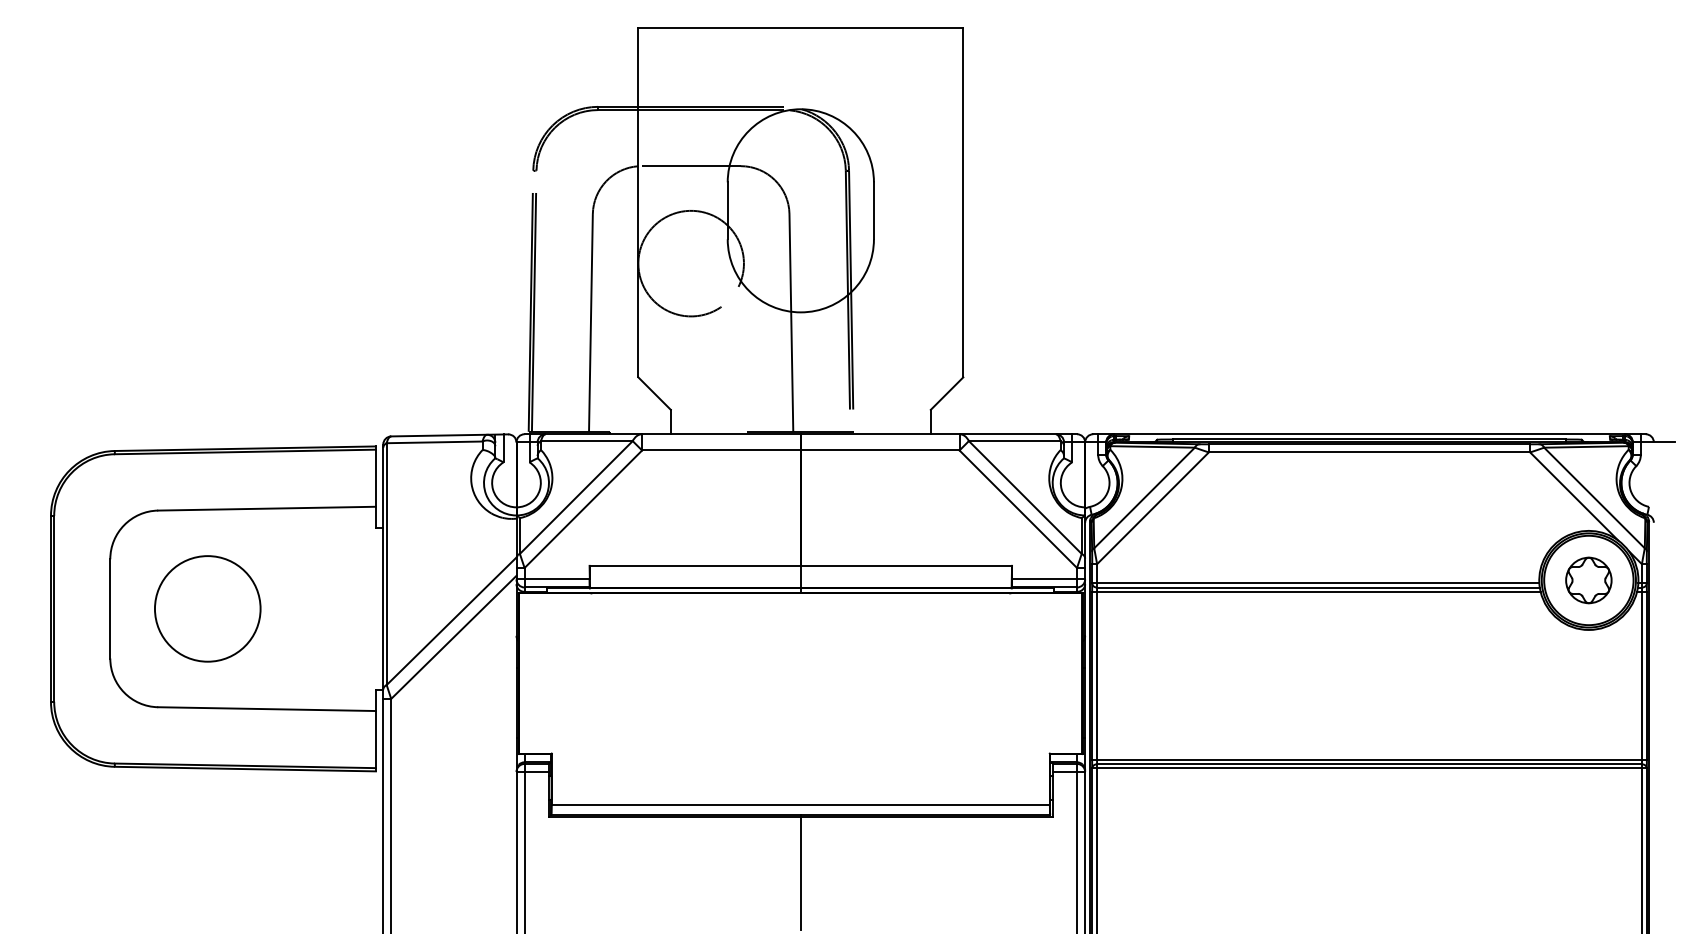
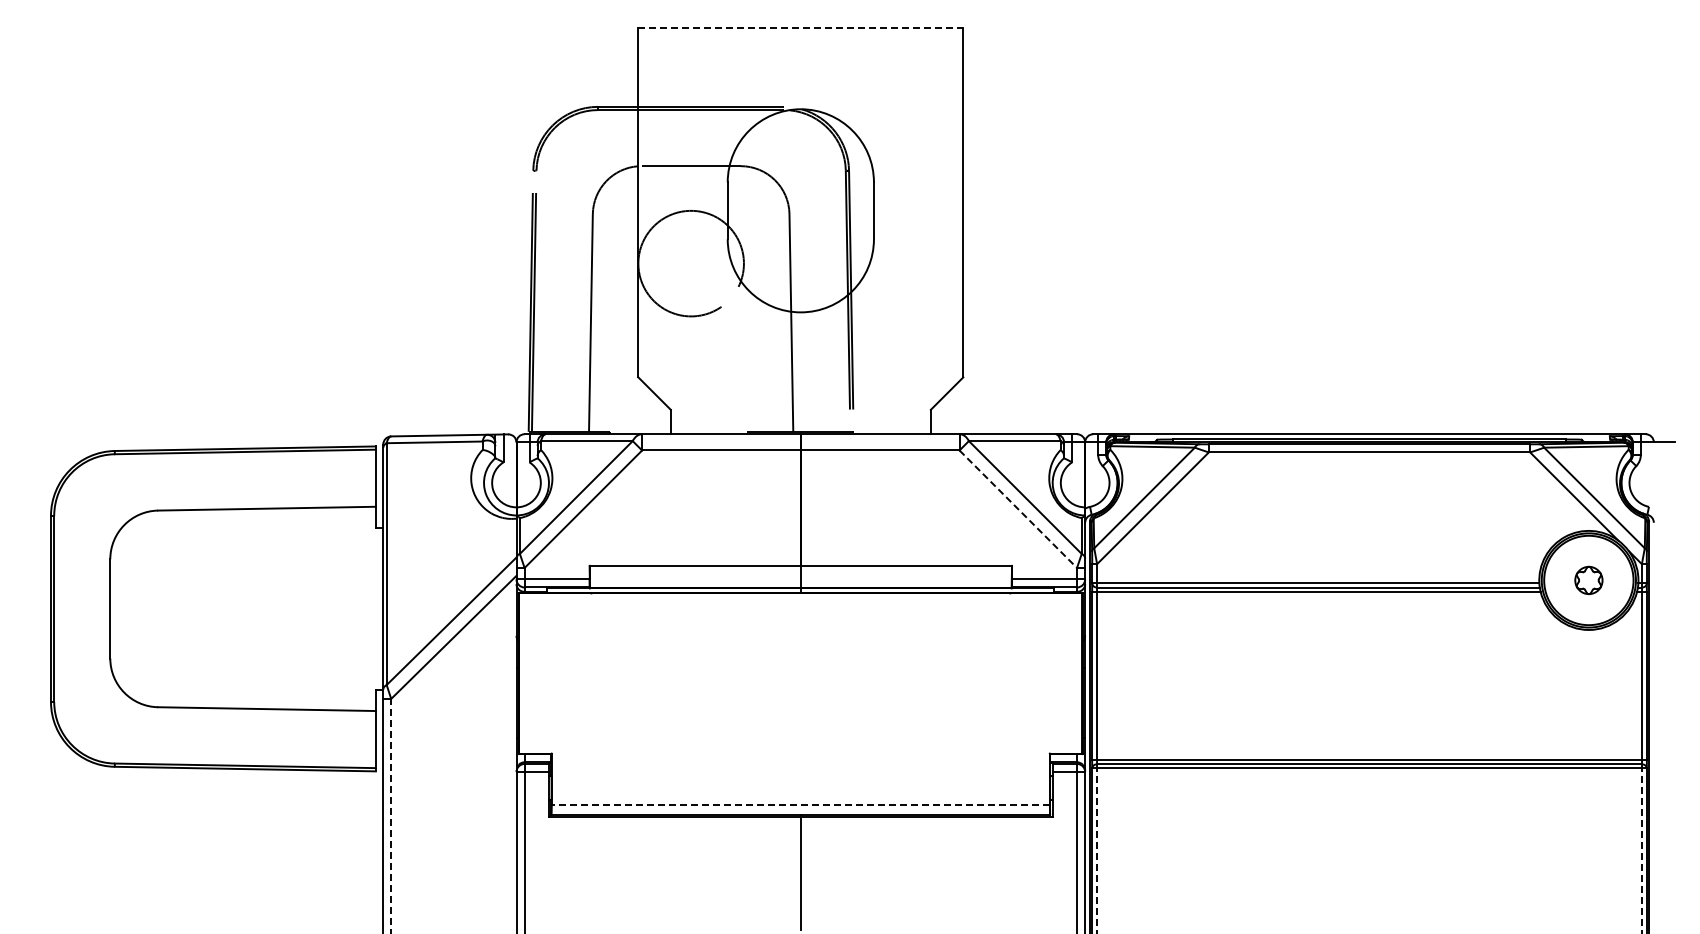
line: solid -> dashed (801, 28)
line: solid -> dashed (1018, 509)
part size: 48x49 px -> 30x31 px (1588, 580)
circle: present -> none (207, 608)
line: solid -> dashed (800, 804)
line: solid -> dashed (391, 815)
line: solid -> dashed (1097, 848)
line: solid -> dashed (1641, 848)
